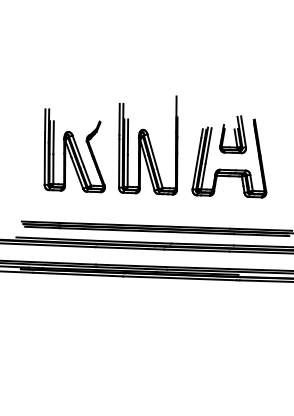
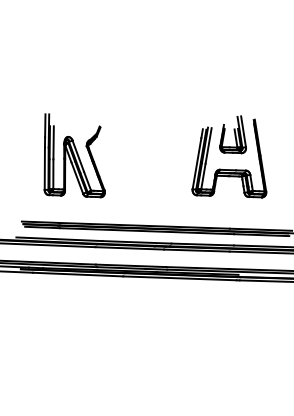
part: present -> none (148, 145)
part position: (74, 150) -> (74, 155) (74, 155)
